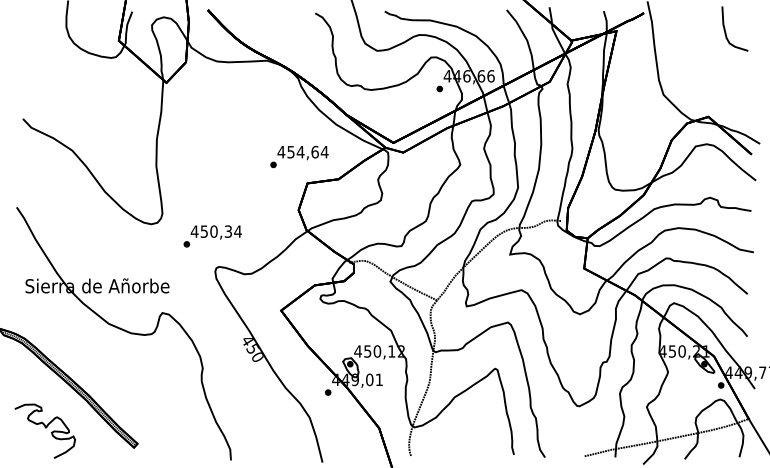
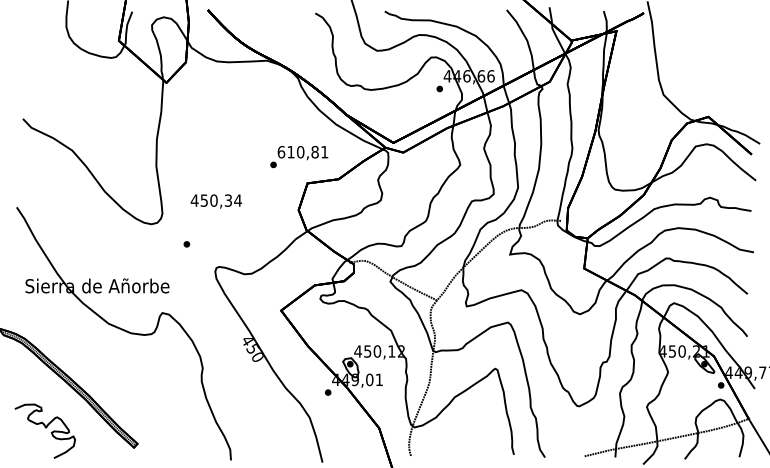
part: present -> none (726, 32)
text: 454,64 -> 610,81 (302, 151)
text position: (215, 232) -> (215, 201) (215, 201)
